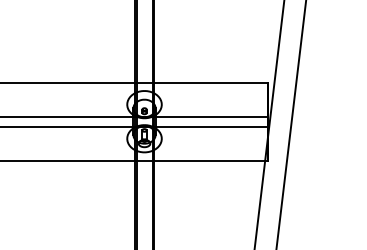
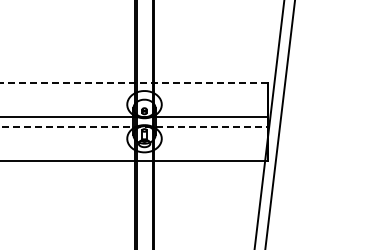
line: solid -> dashed (134, 82)
line position: (290, 124) -> (279, 124) (279, 124)
line: solid -> dashed (134, 126)
